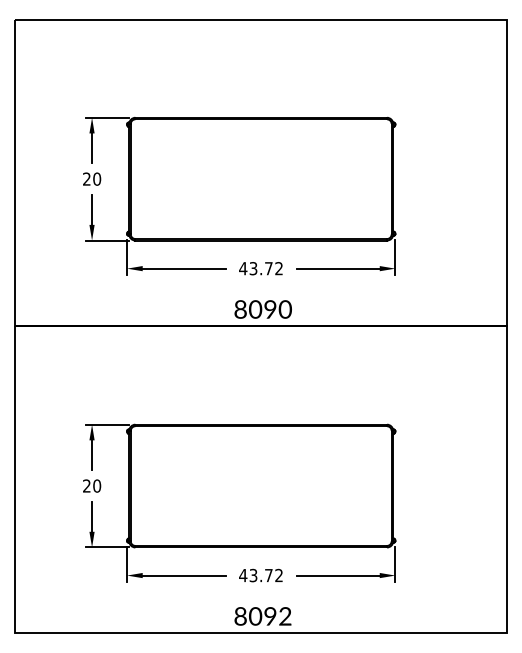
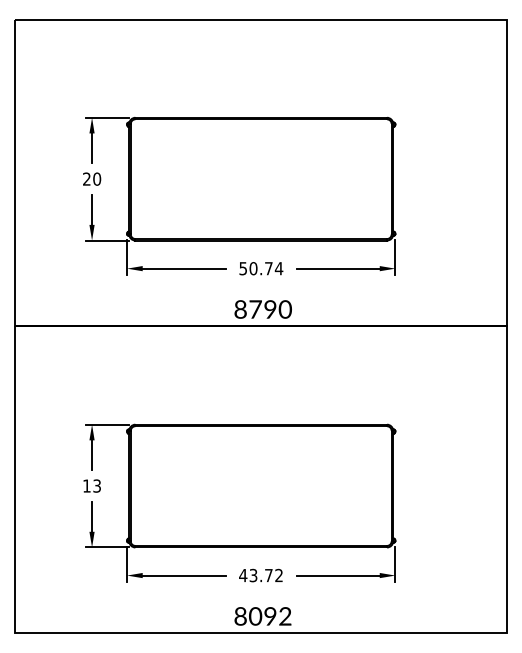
text: 43.72 -> 50.74 (261, 268)
text: 8090 -> 8790 (255, 309)
text: 20 -> 13 (92, 485)
